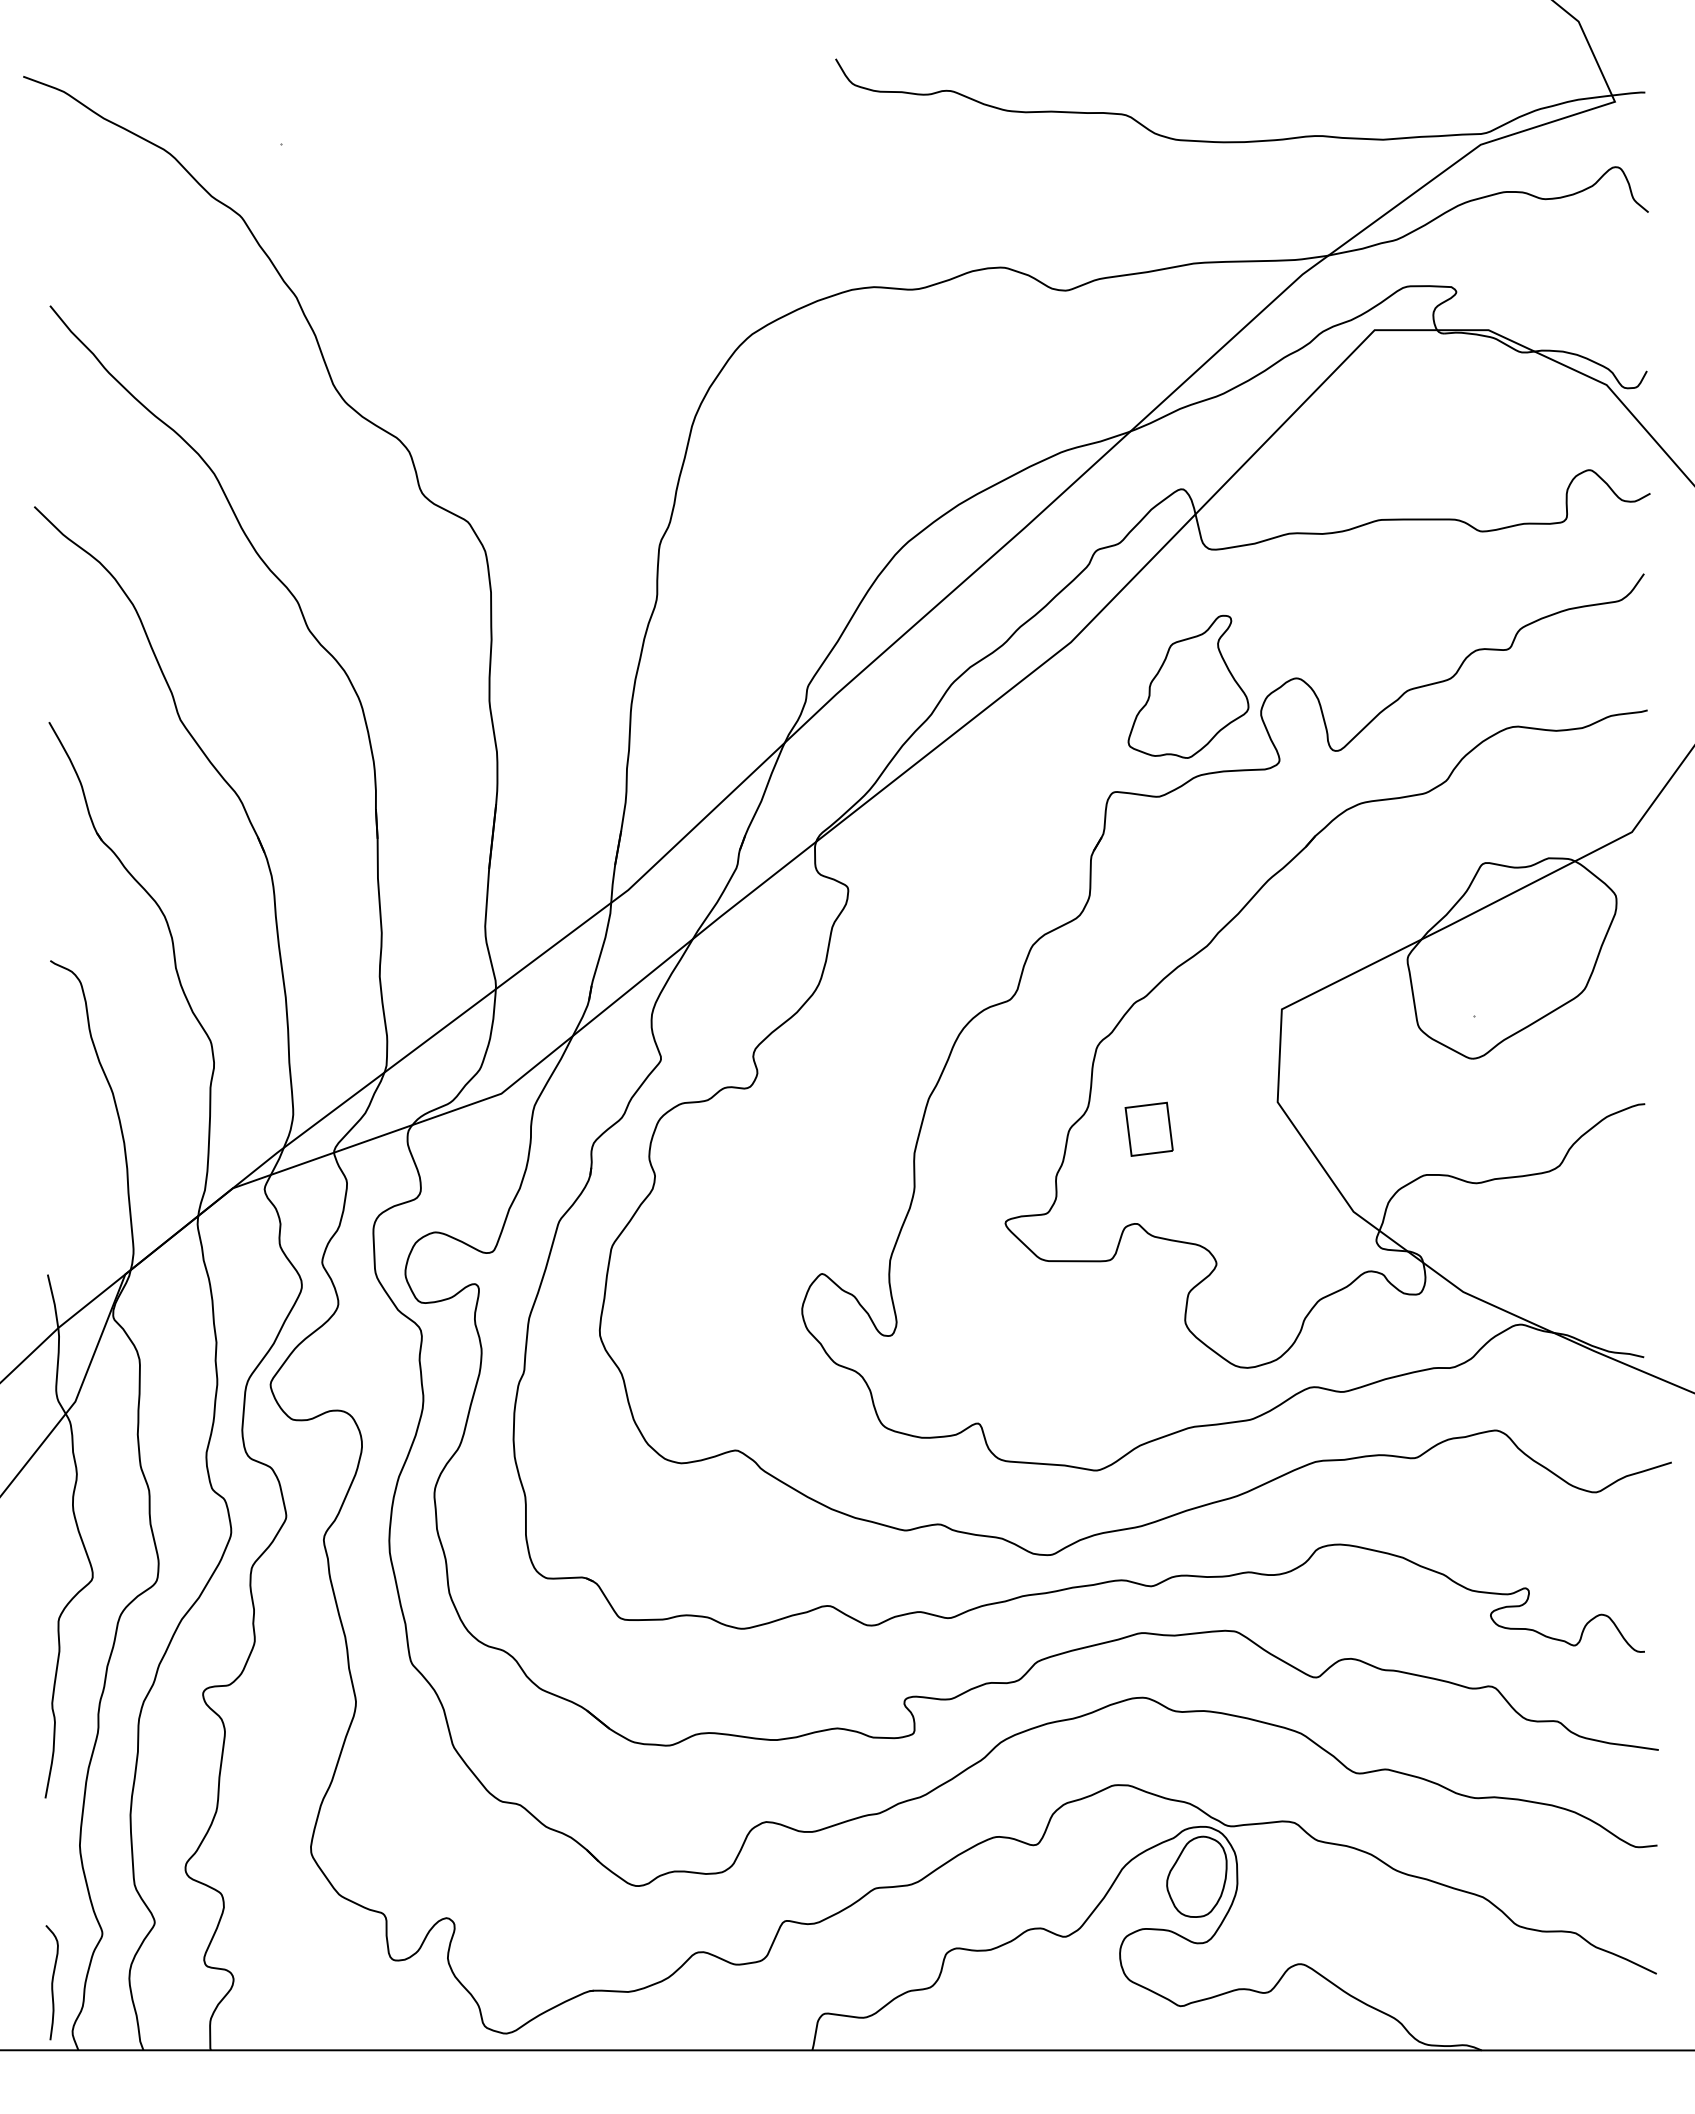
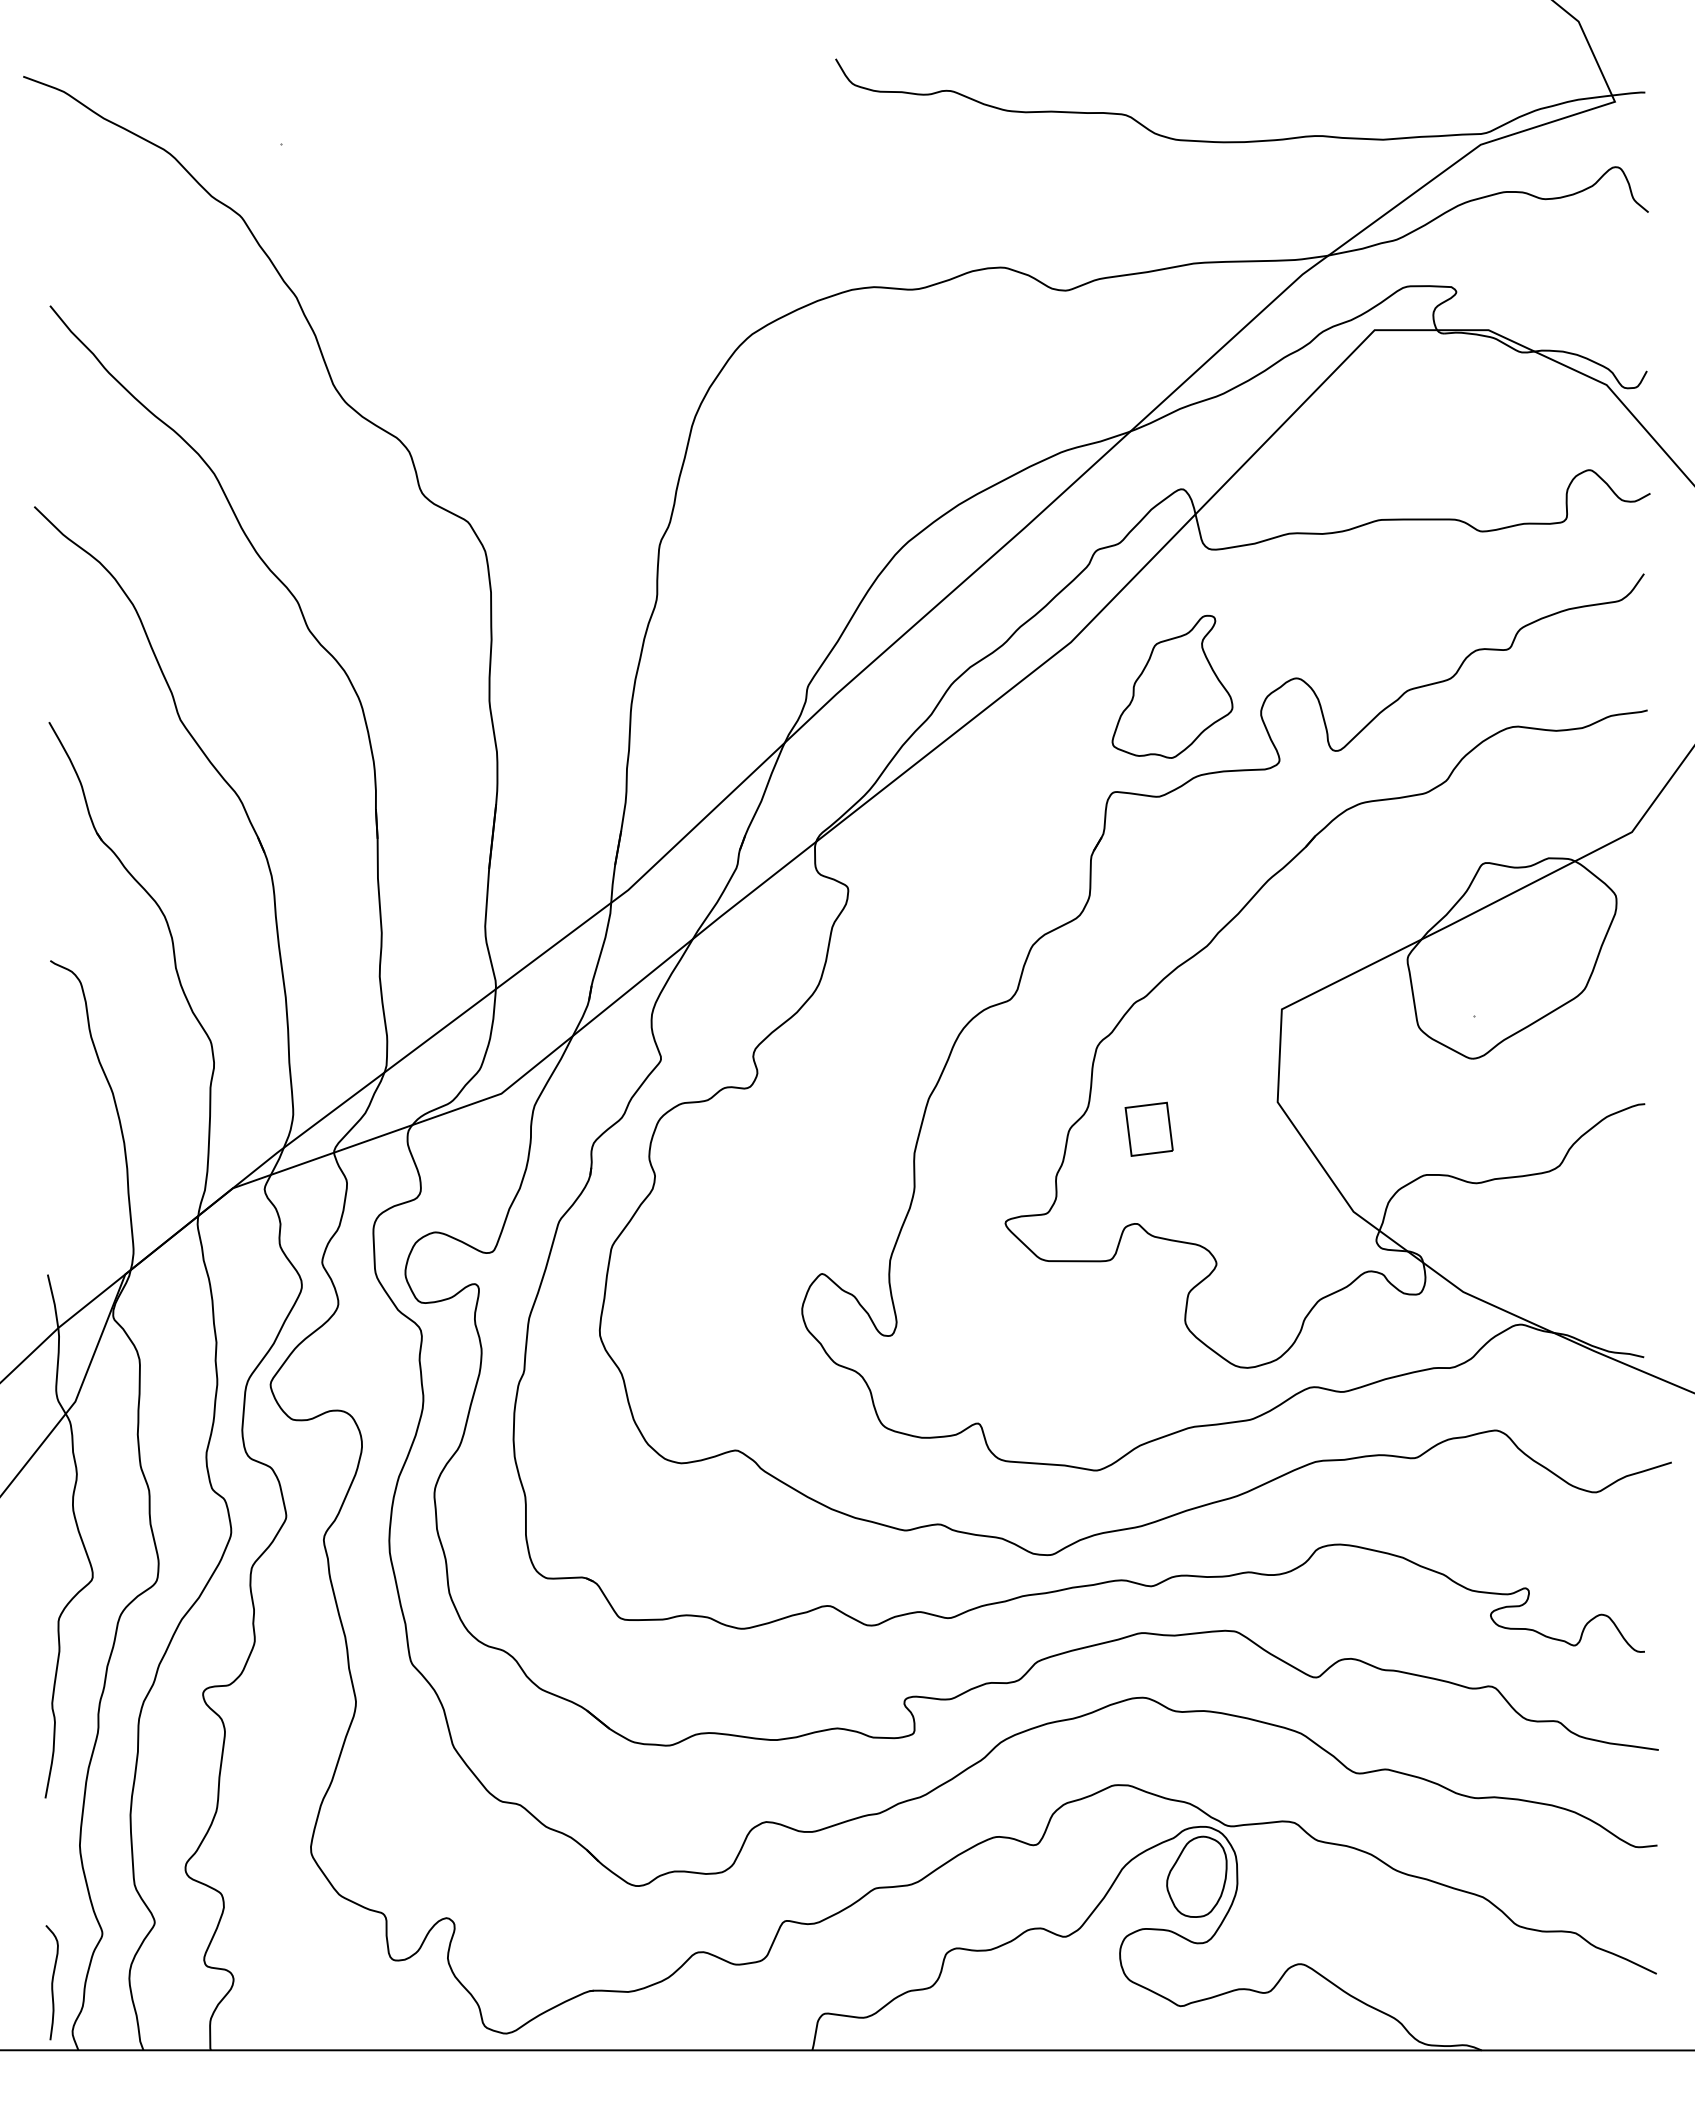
part position: (1188, 686) -> (1172, 686) (1172, 686)
